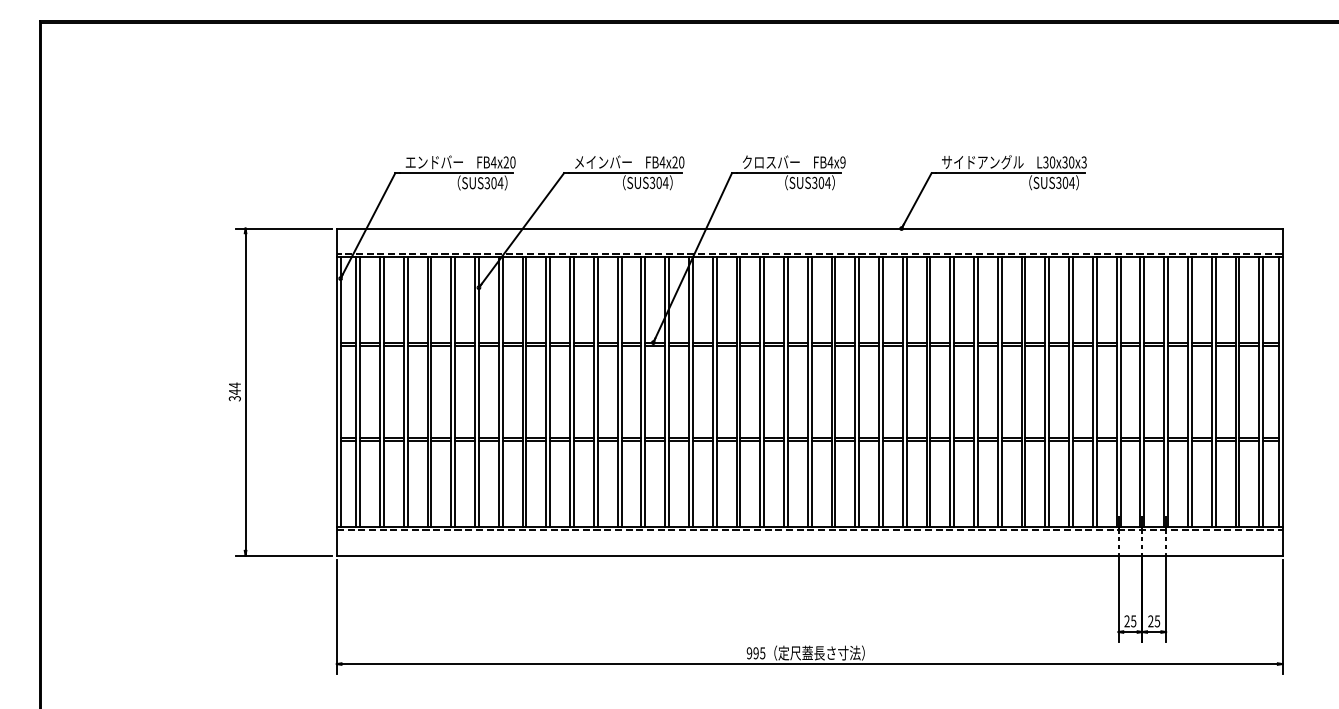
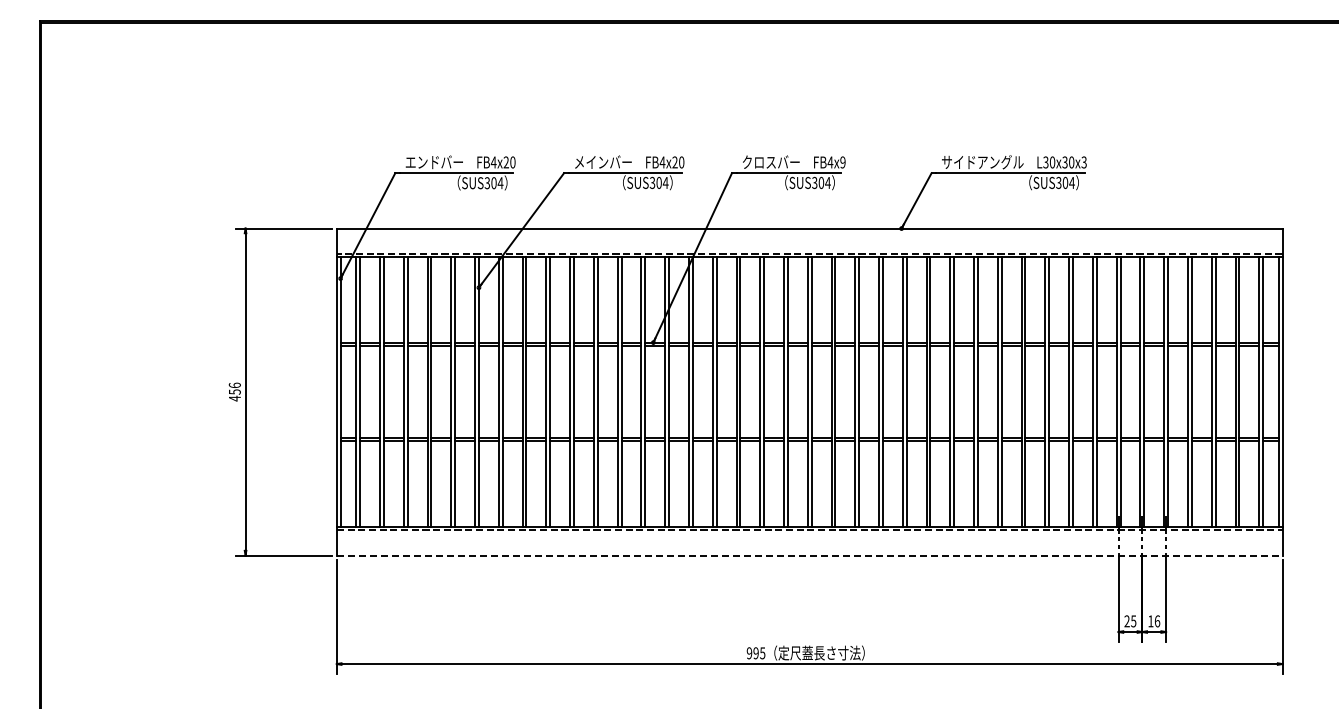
text: 344 -> 456 (234, 391)
line: solid -> dashed (809, 555)
text: 25 -> 16 (1154, 621)
